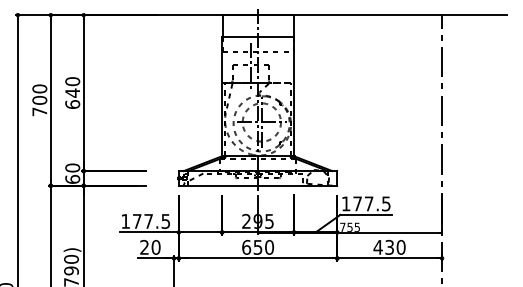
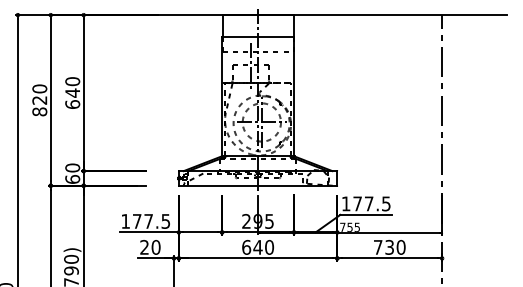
text: 700 -> 820 (39, 105)
text: 650 -> 640 (257, 247)
text: 430 -> 730 (377, 247)
